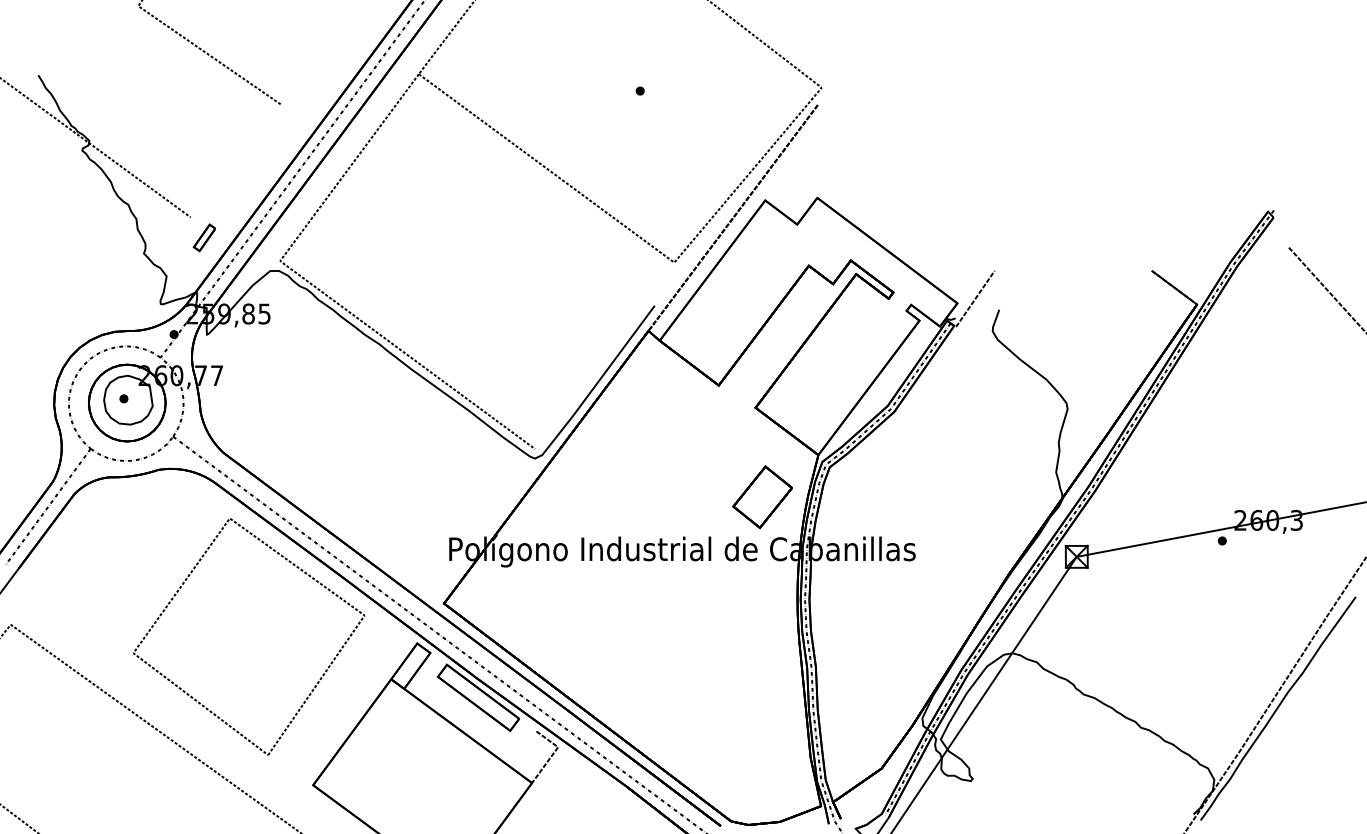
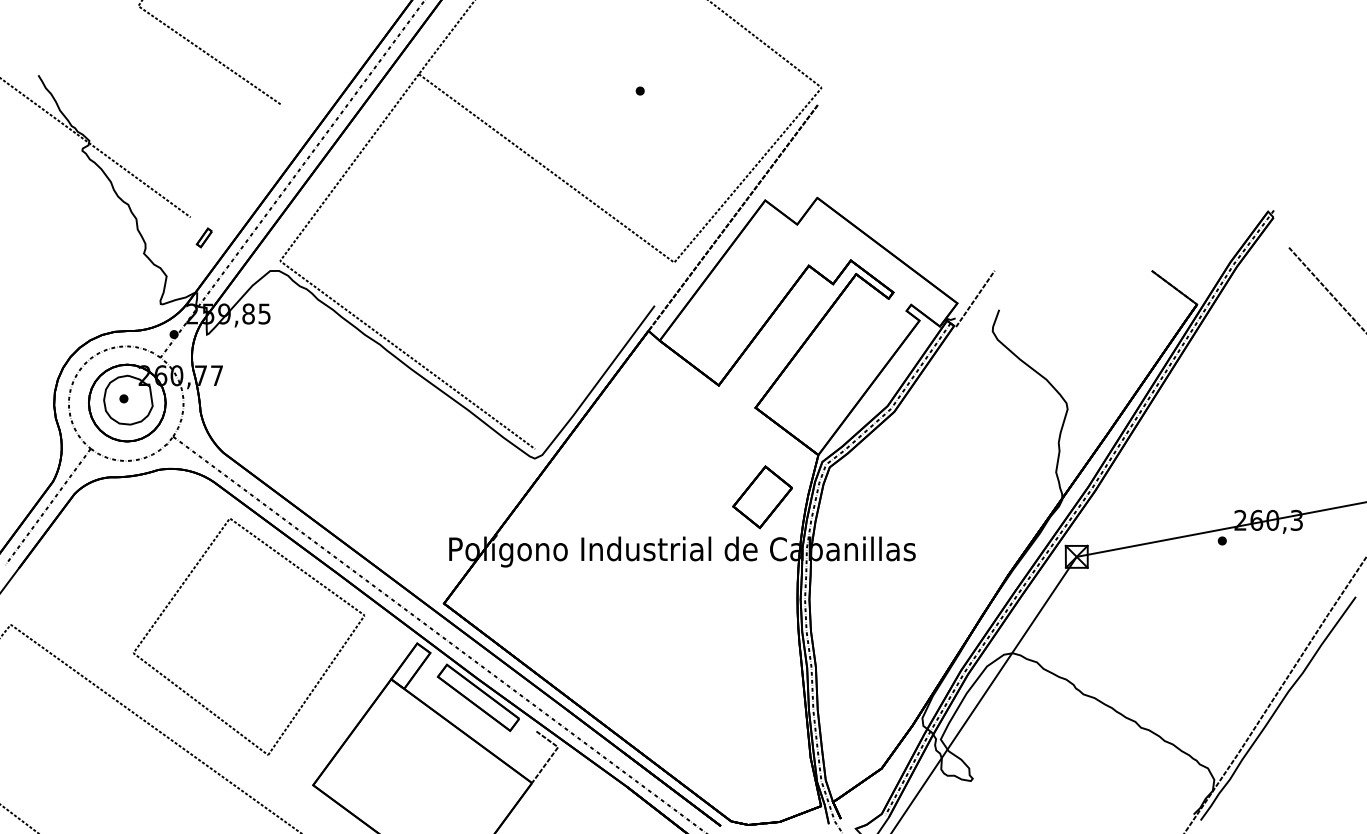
part size: 24x30 px -> 18x22 px (203, 237)
